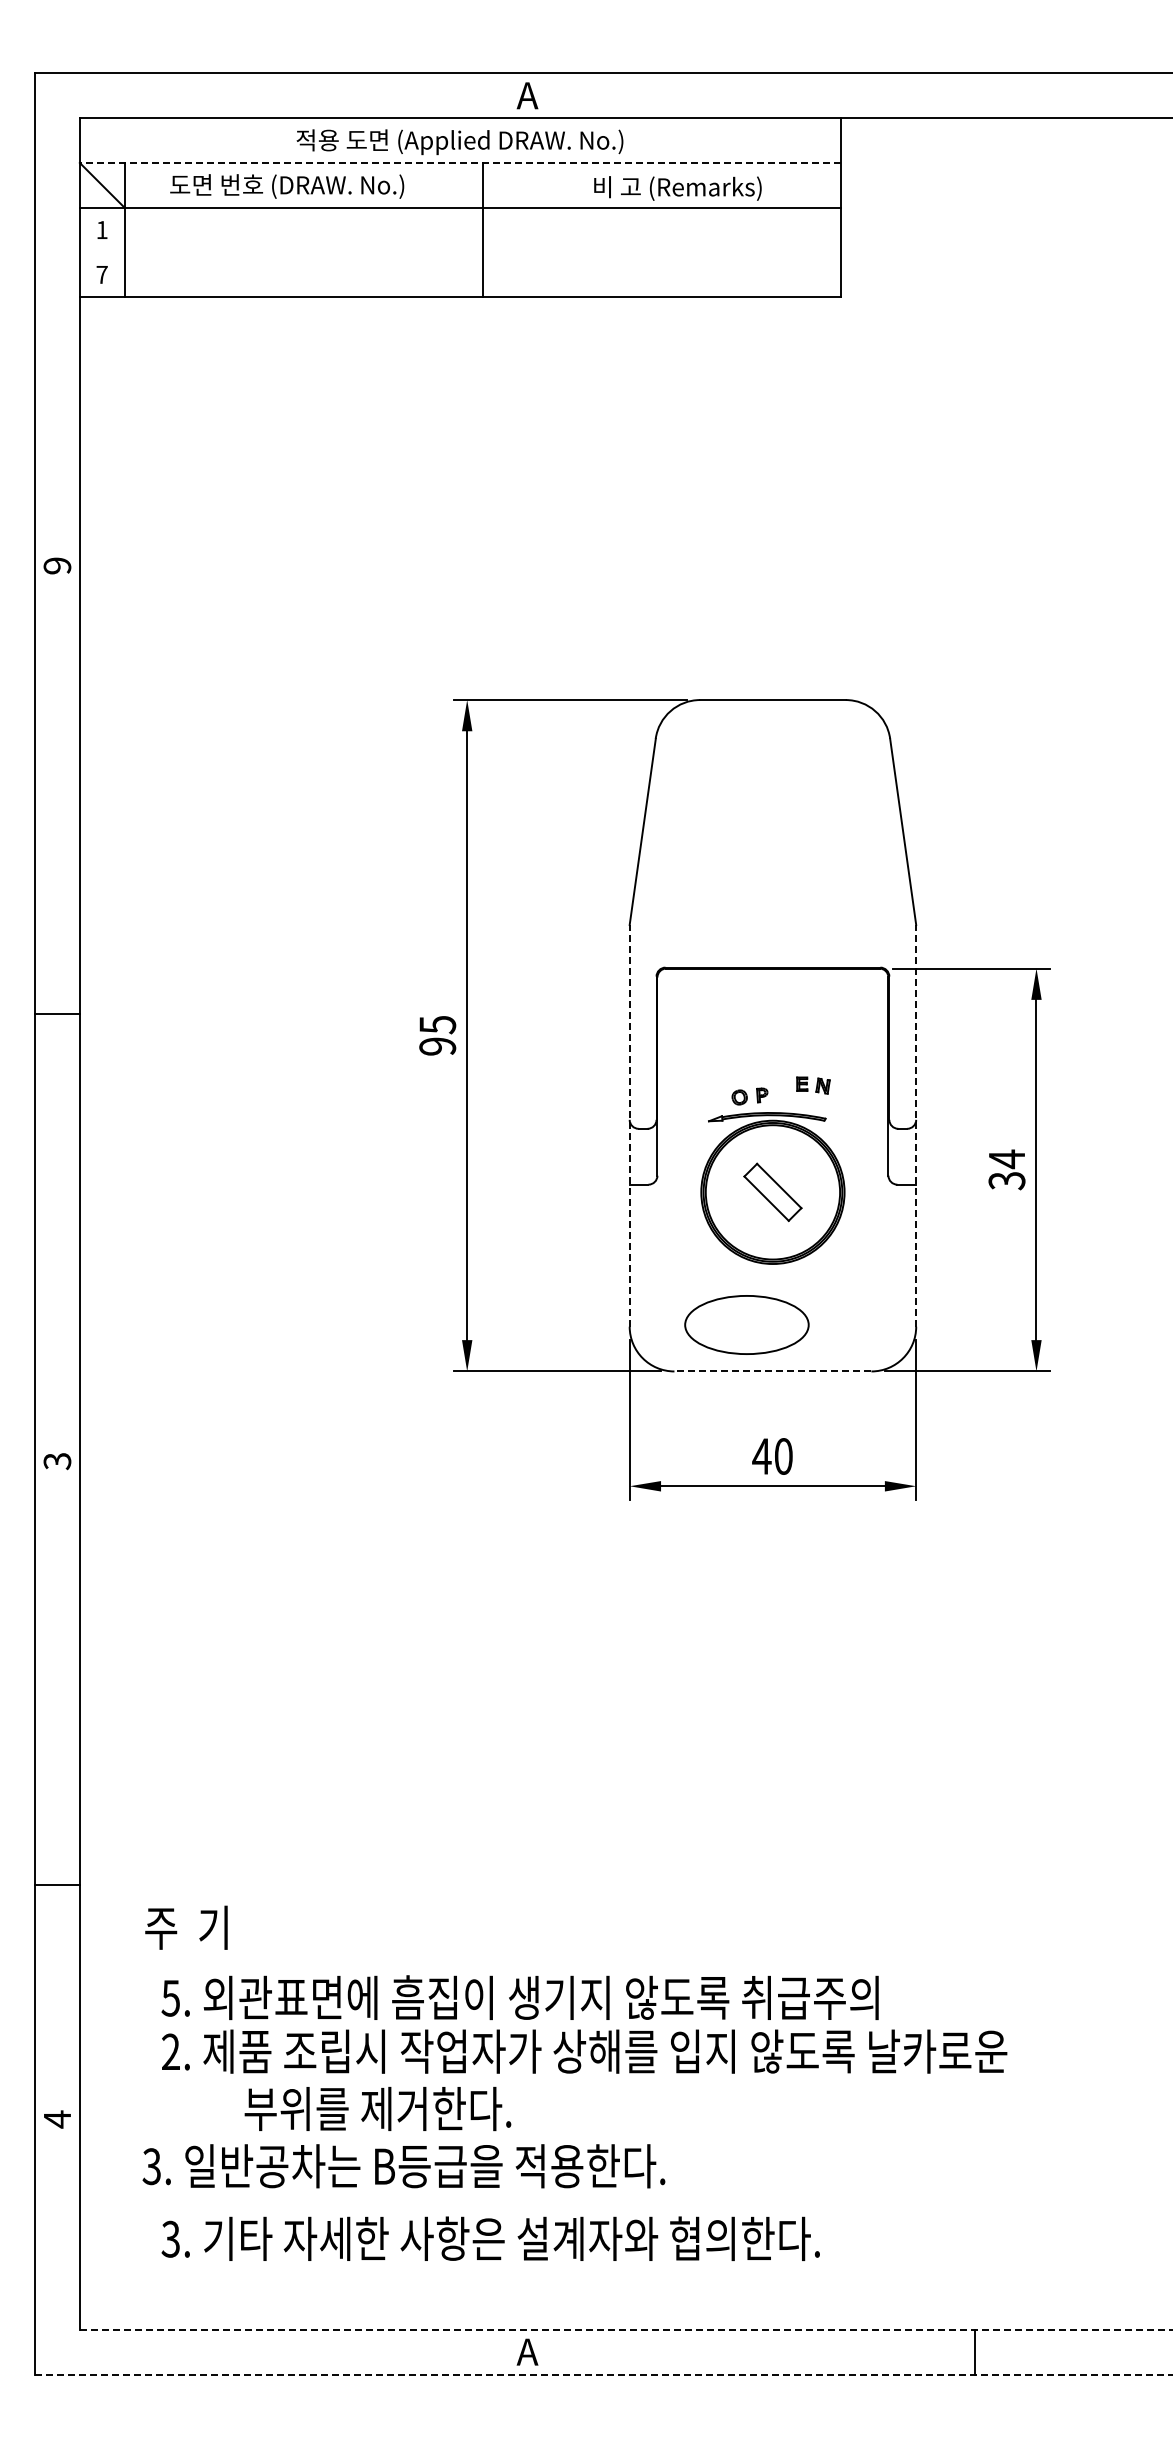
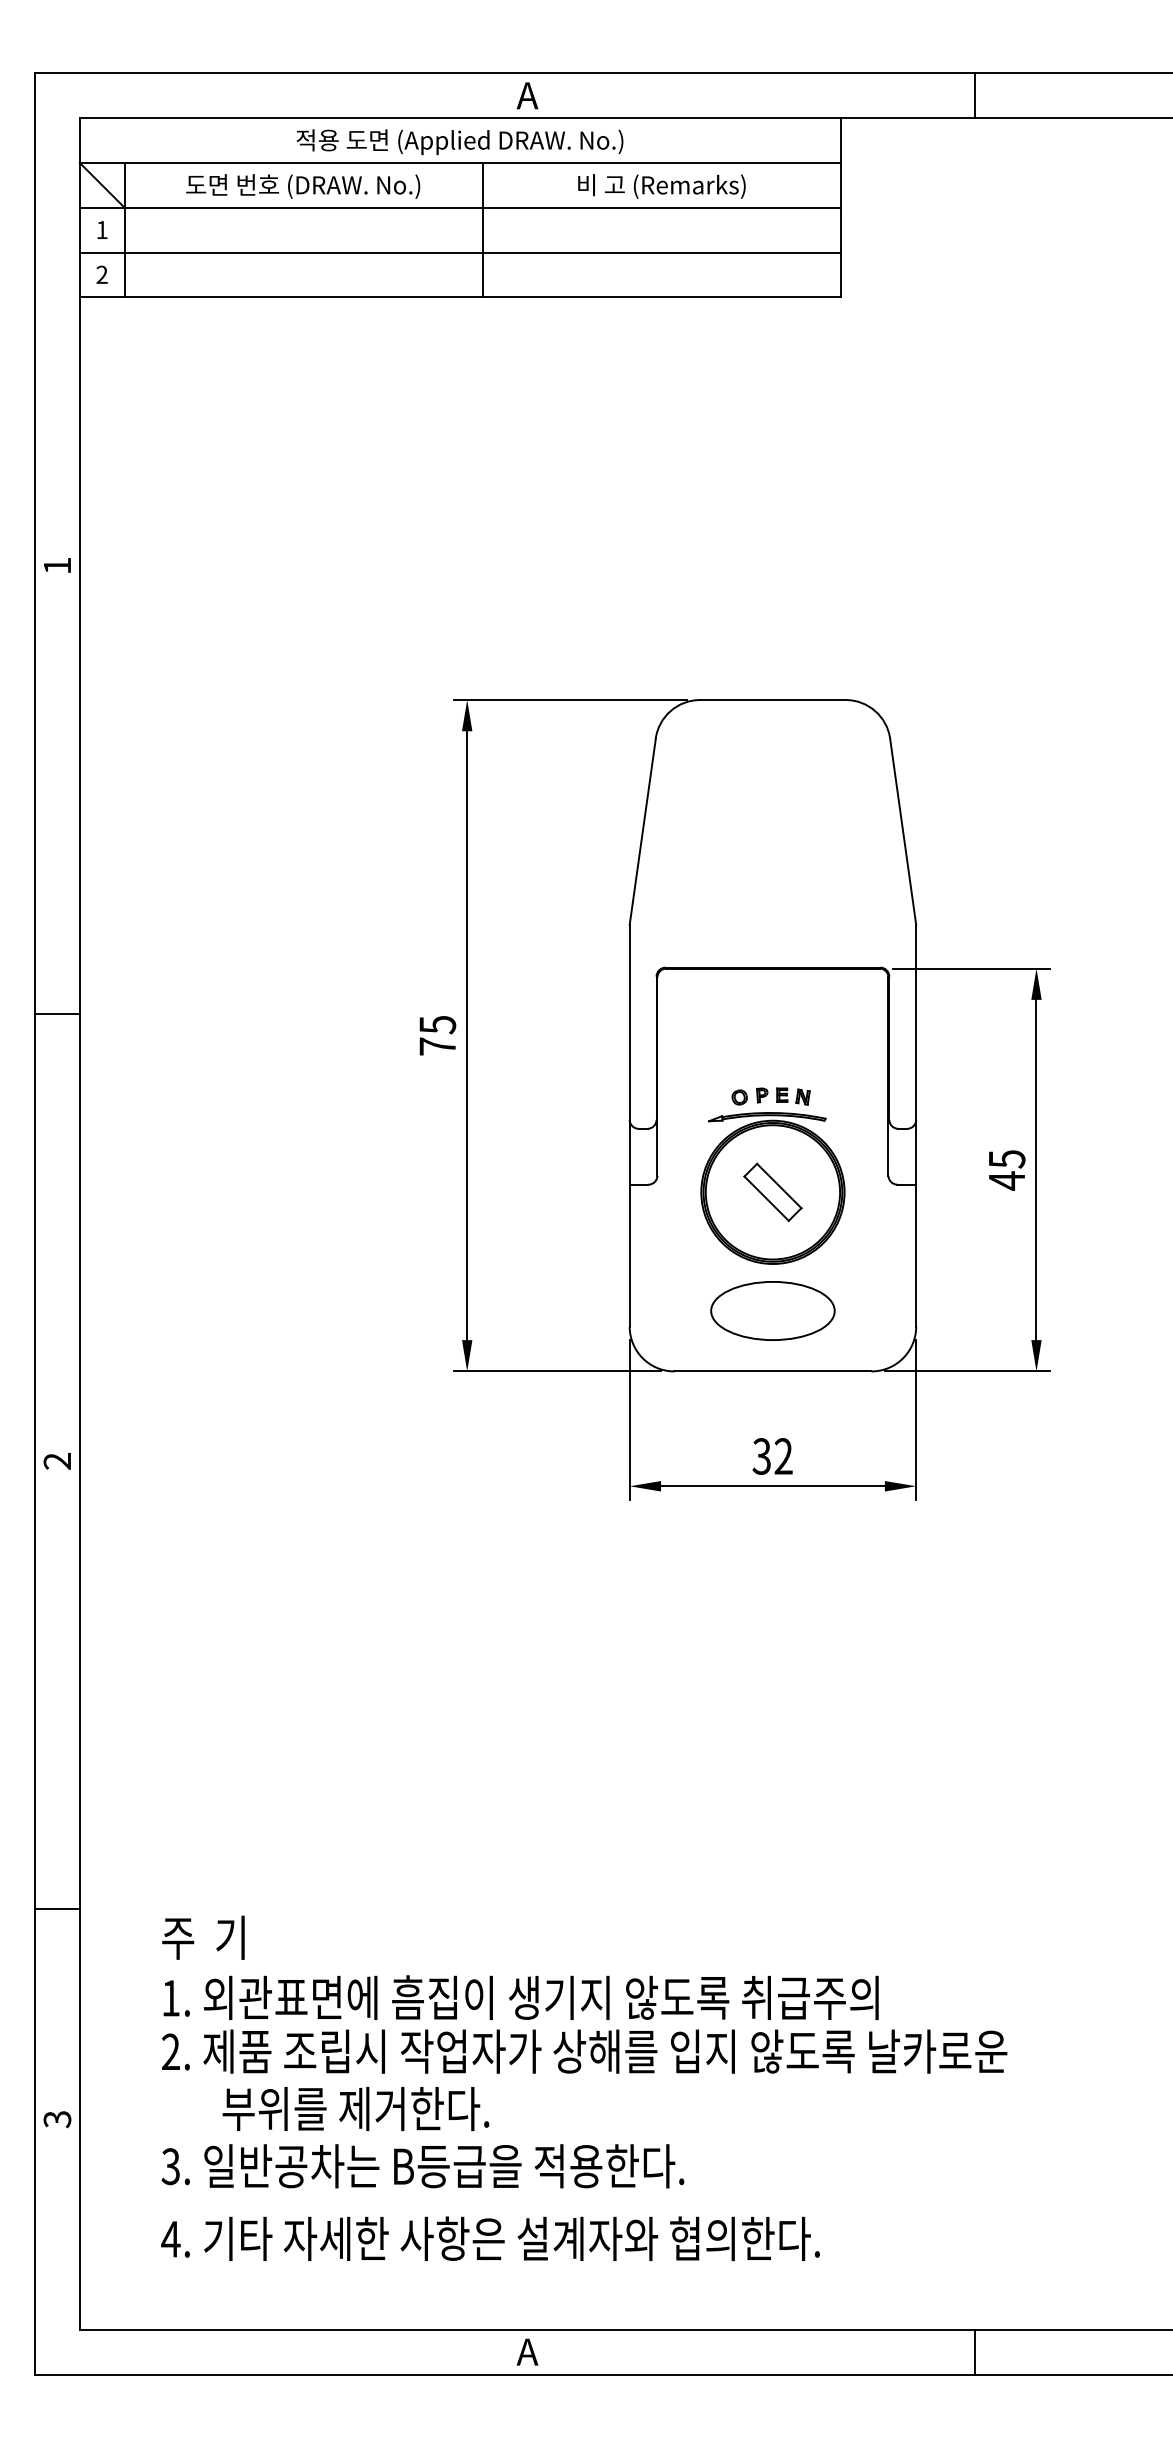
line: none -> present (975, 95)
line: dashed -> solid (460, 162)
text position: (287, 186) -> (303, 186) (303, 186)
text position: (677, 188) -> (661, 186) (661, 186)
line: none -> present (459, 252)
text: 7 -> 2 (101, 274)
text: 9 -> 1 (57, 565)
text: 95 -> 75 (437, 1046)
part position: (813, 1085) -> (793, 1096) (793, 1096)
line: dashed -> solid (629, 1125)
line: dashed -> solid (916, 1125)
text: 34 -> 45 (1006, 1169)
part position: (746, 1324) -> (772, 1310) (772, 1310)
line: dashed -> solid (772, 1371)
text: 40 -> 32 (772, 1456)
text: 3 -> 2 (57, 1461)
line position: (57, 1884) -> (57, 1908) (57, 1908)
text position: (186, 1927) -> (203, 1937) (203, 1937)
text: 5. -> 1. (170, 1998)
text position: (377, 2108) -> (355, 2108) (355, 2108)
text: 4 -> 3 (57, 2119)
text position: (403, 2166) -> (422, 2166) (422, 2166)
text: 3. -> 4. (170, 2238)
line: dashed -> solid (626, 2329)
line: dashed -> solid (603, 2374)
